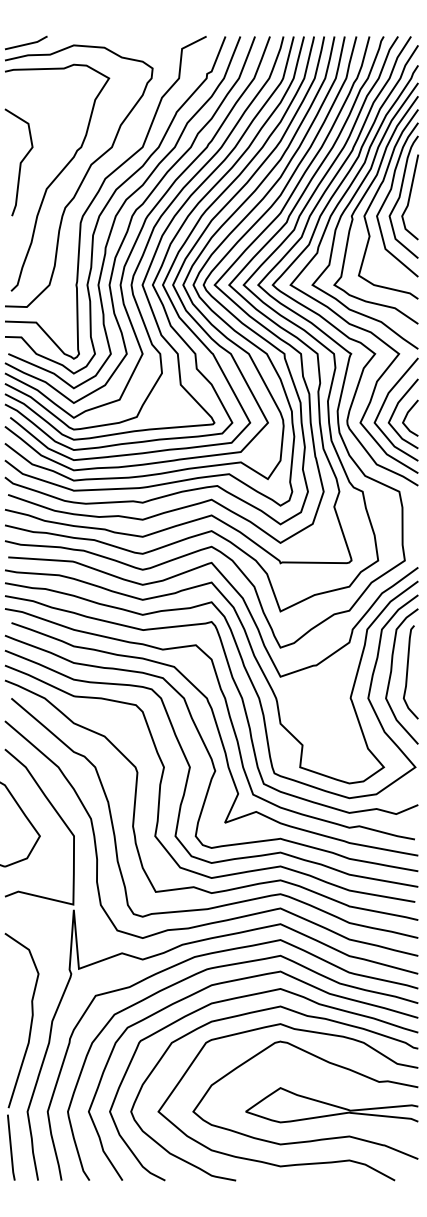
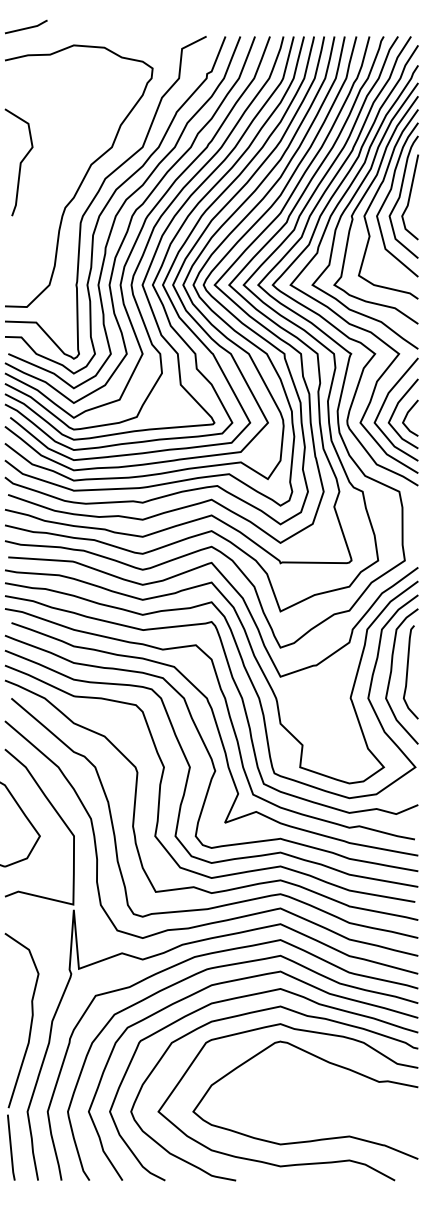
line position: (26, 43) -> (26, 27) (26, 27)
curve: present -> none (57, 177)
curve: present -> none (331, 1105)
